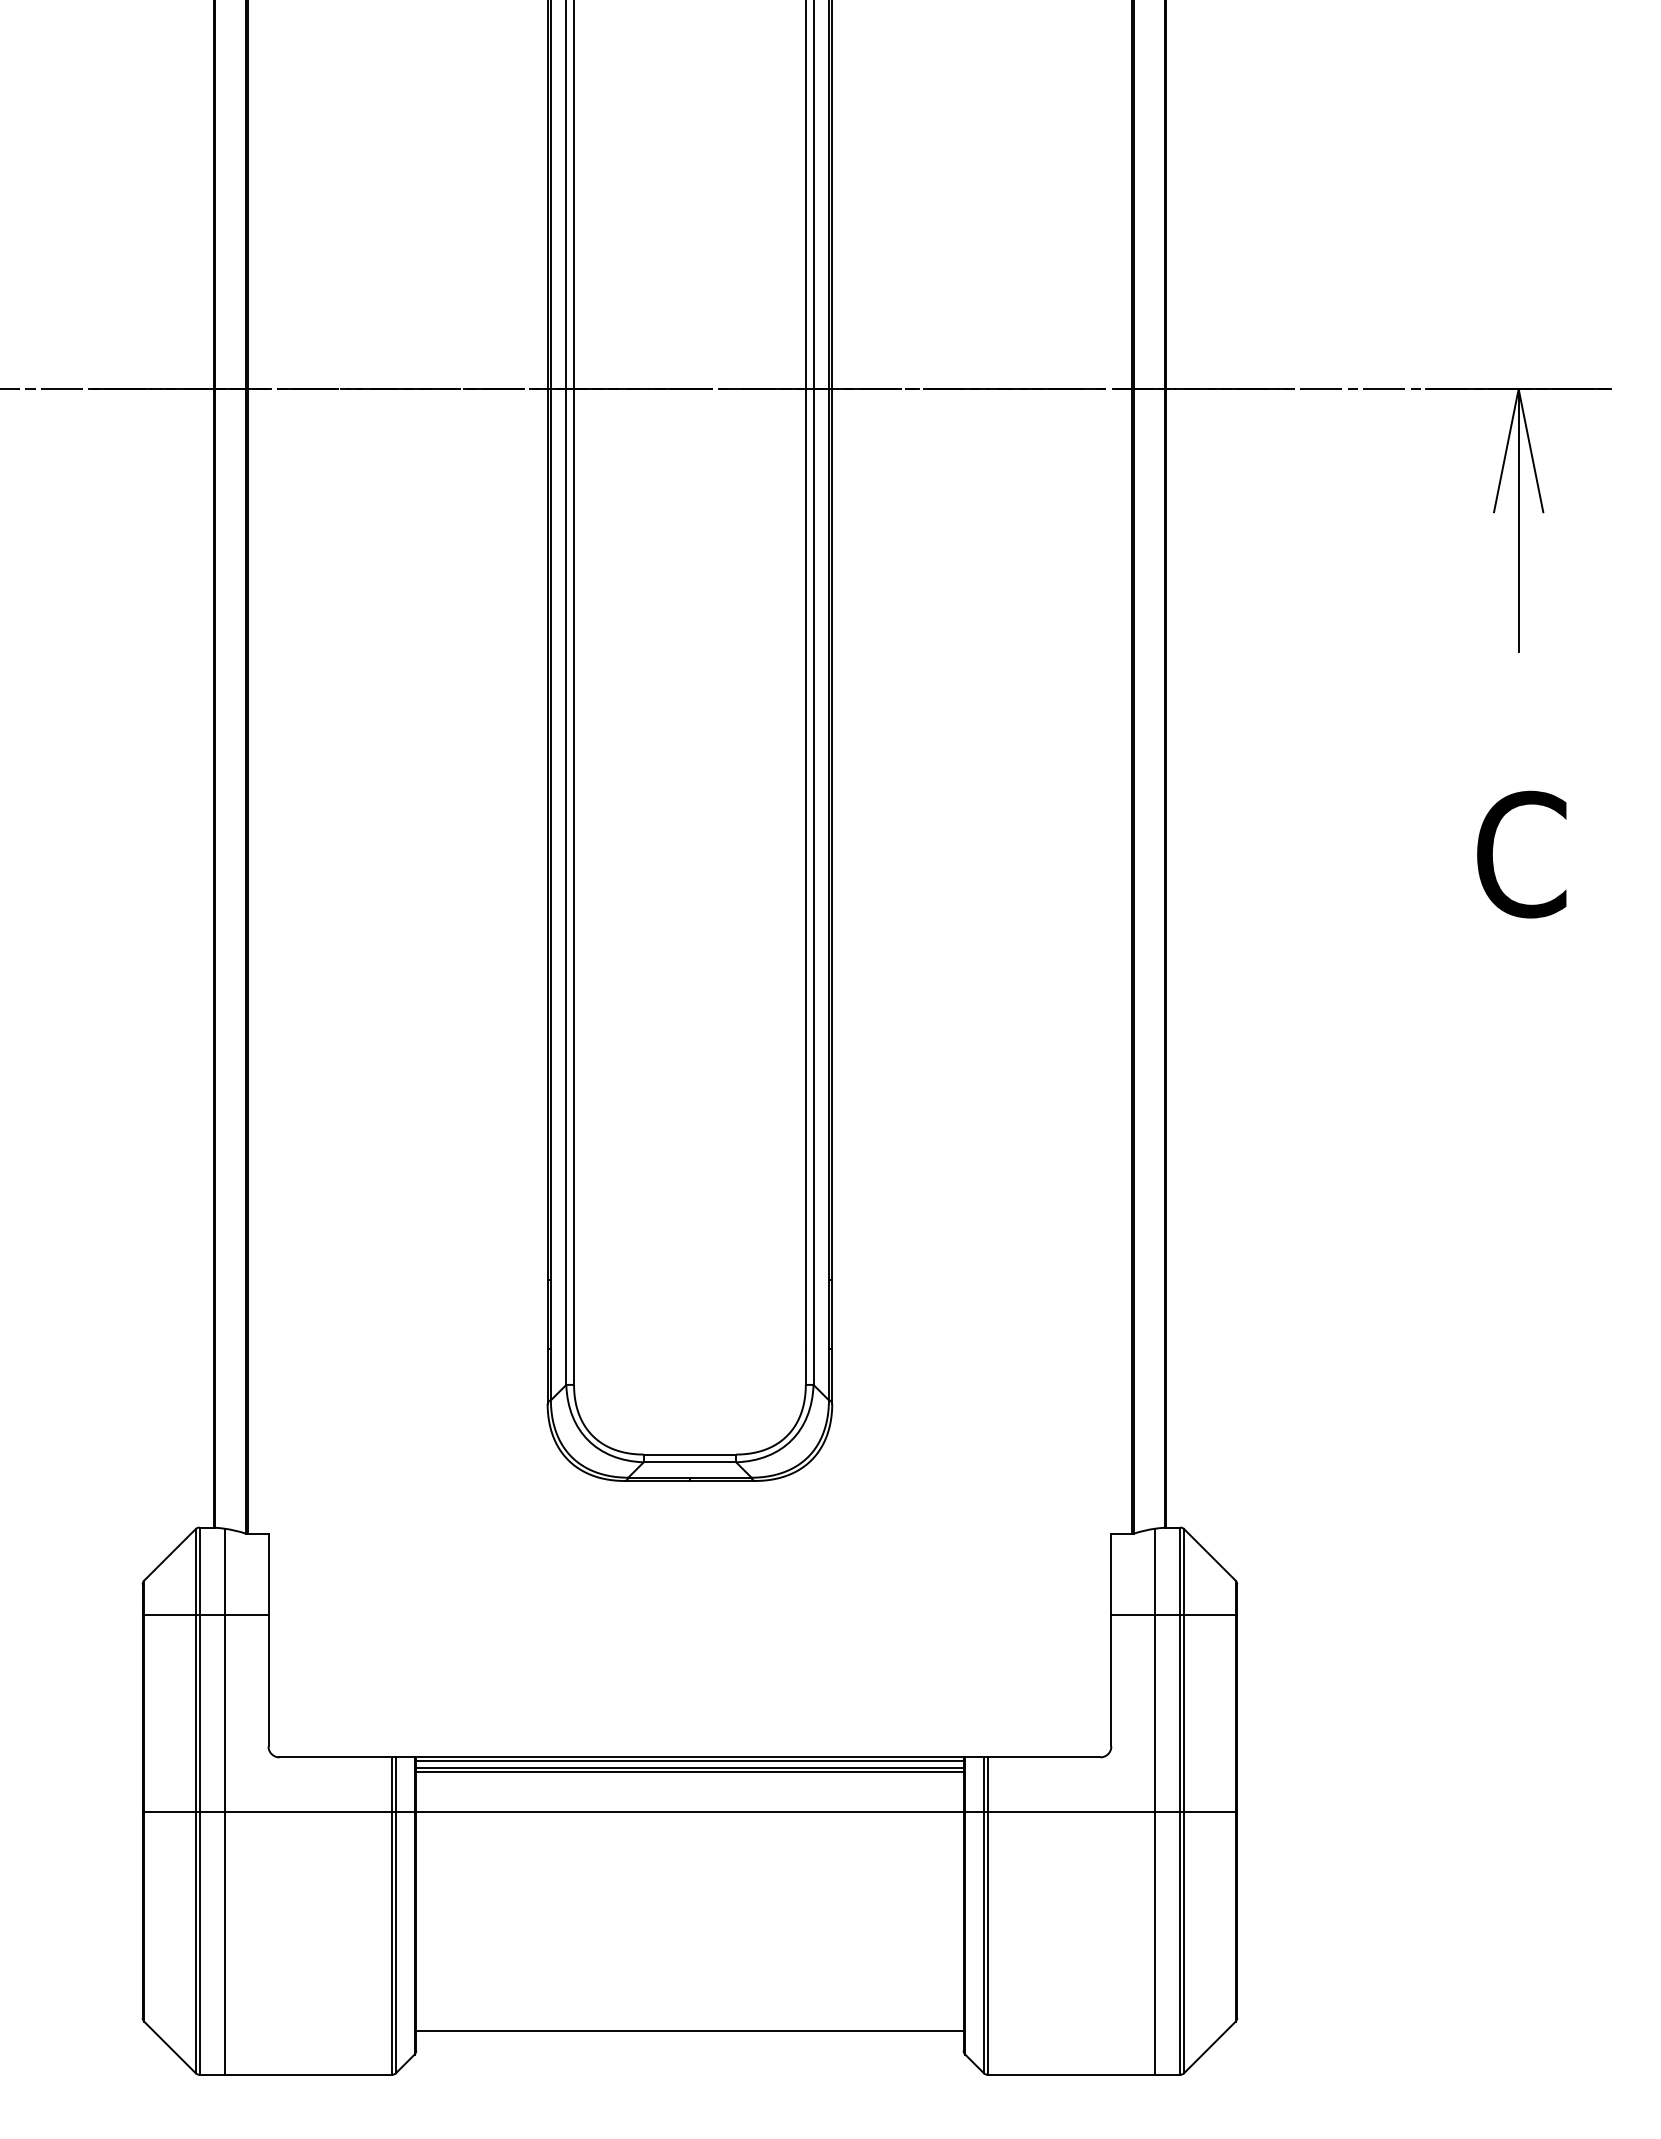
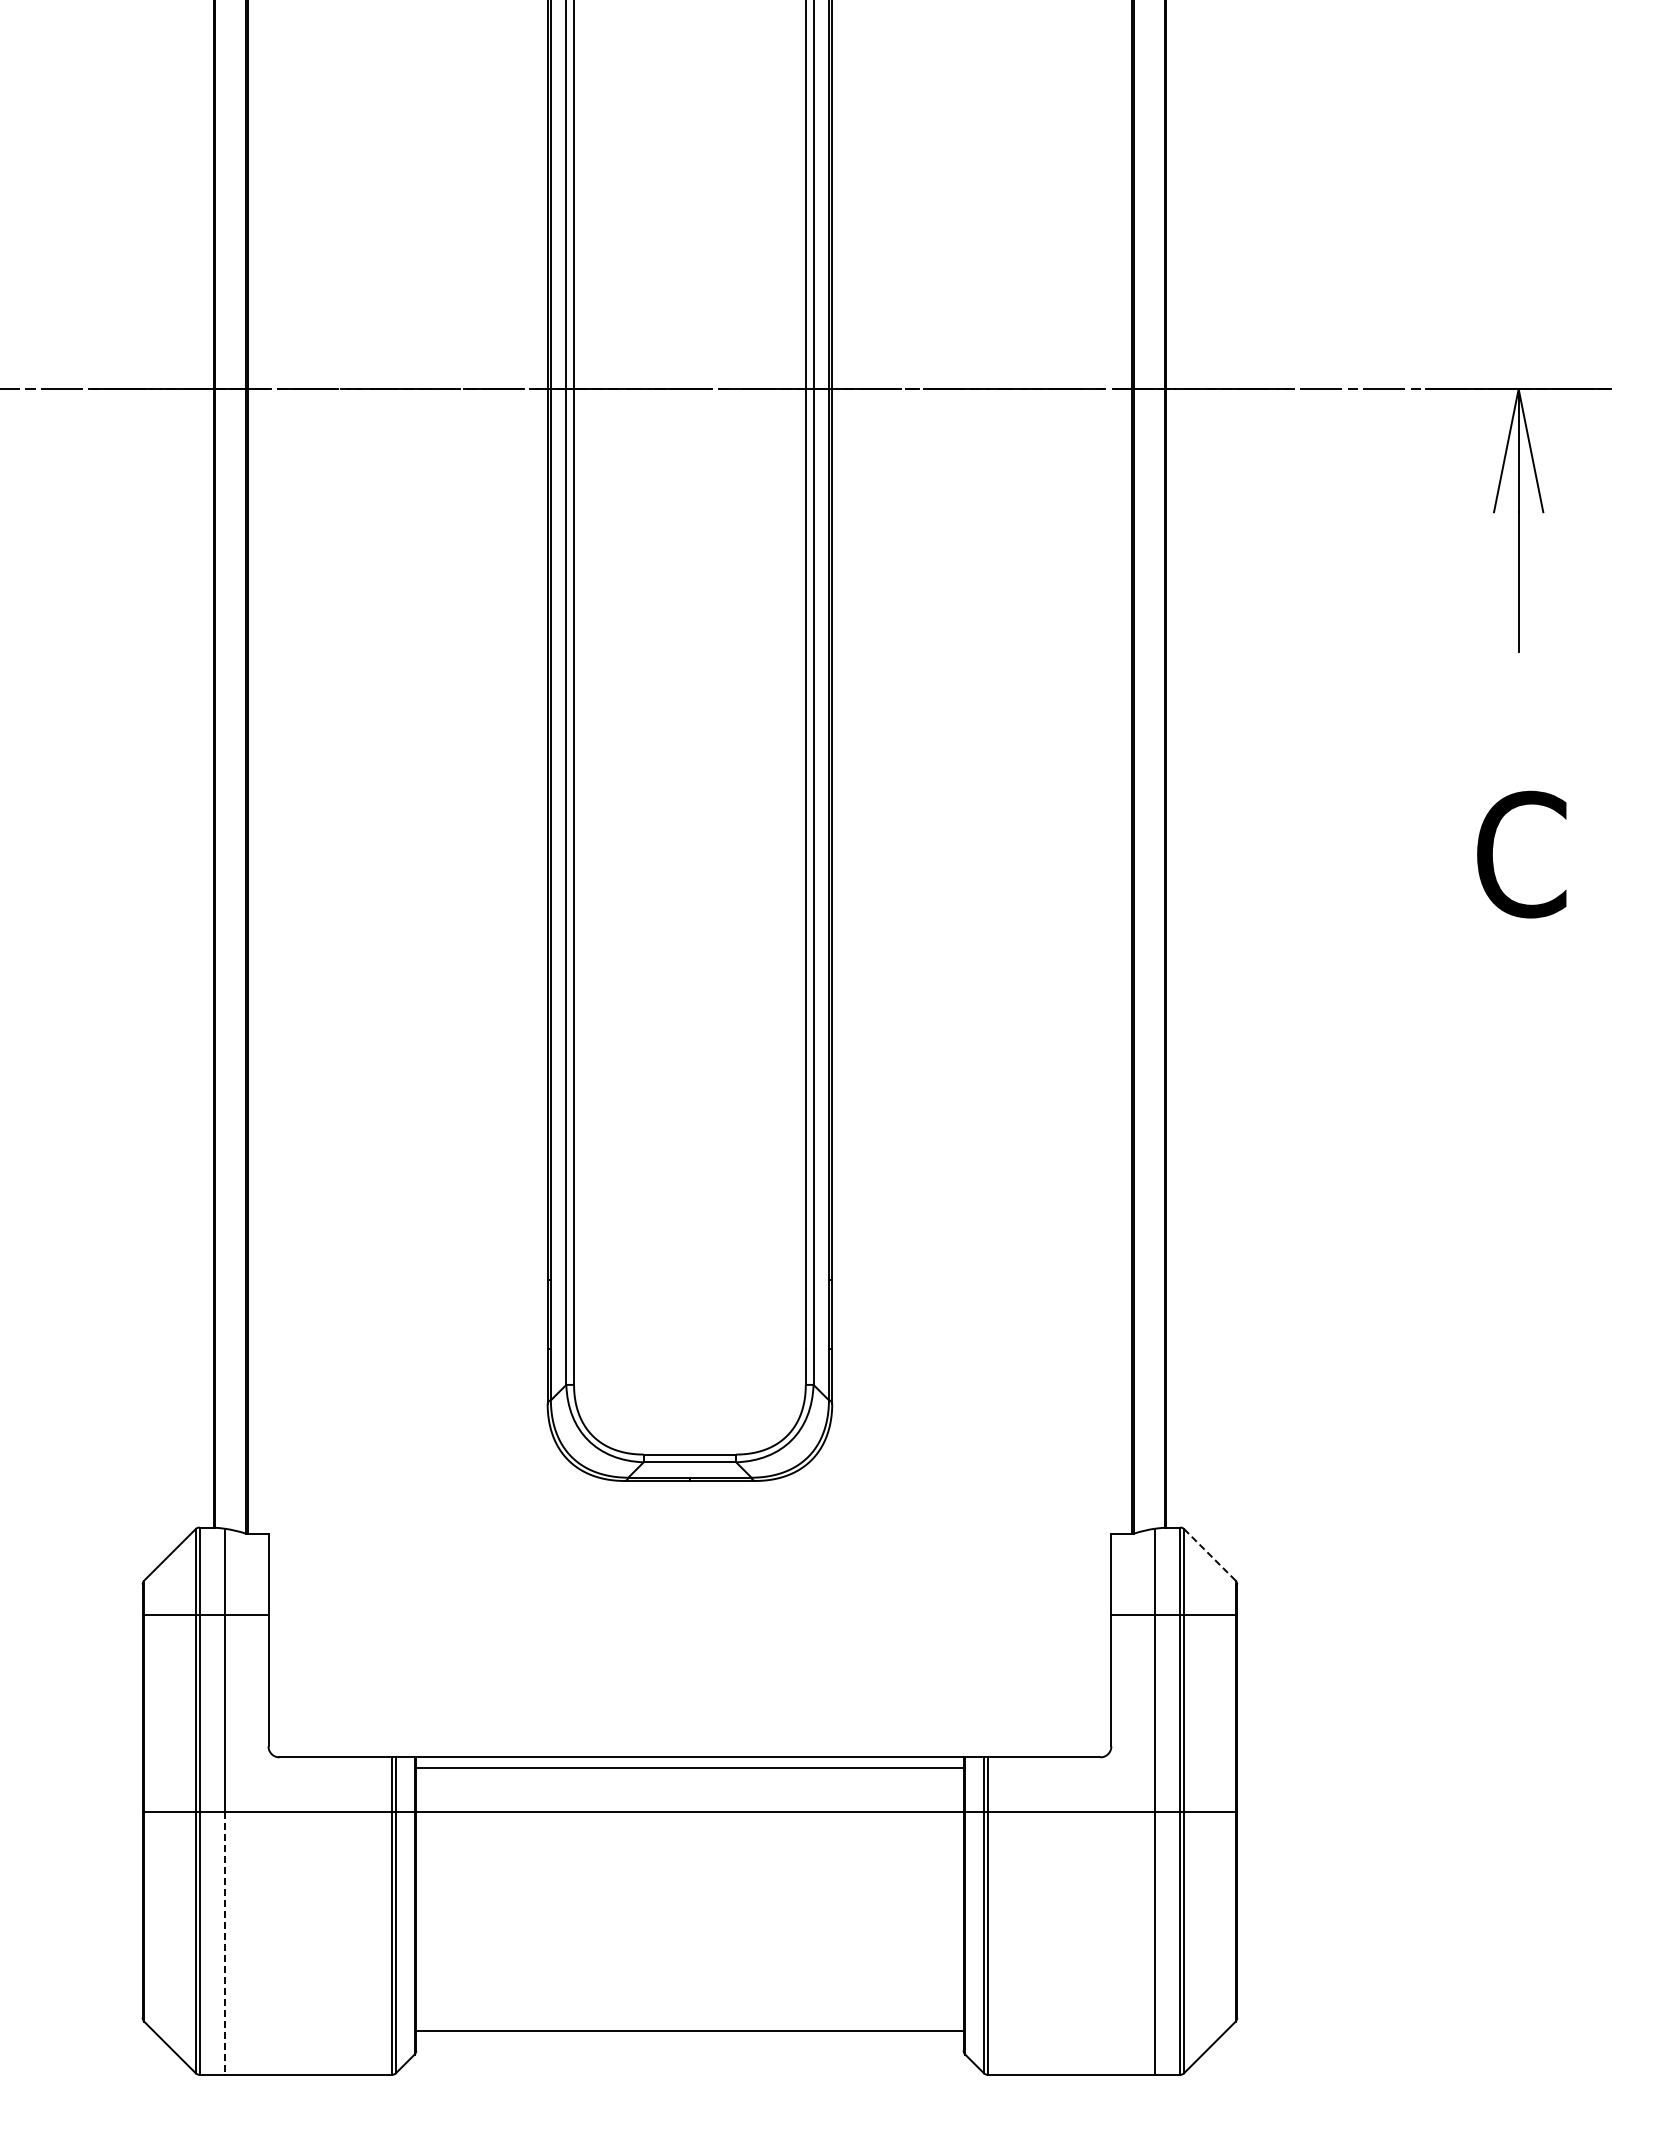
line: solid -> dashed (1209, 1554)
line: present -> none (689, 1760)
line: present -> none (689, 1771)
line: solid -> dashed (224, 1943)
